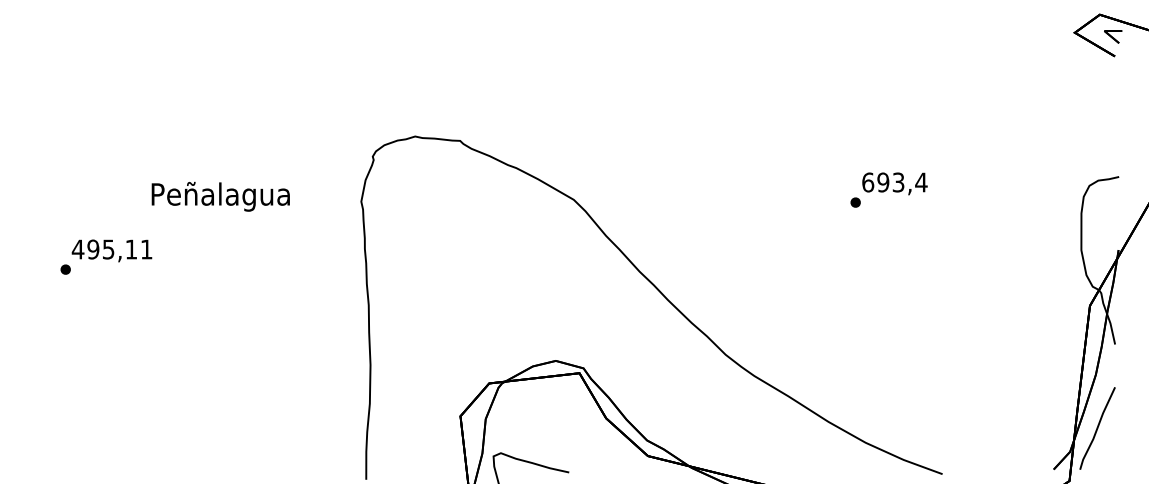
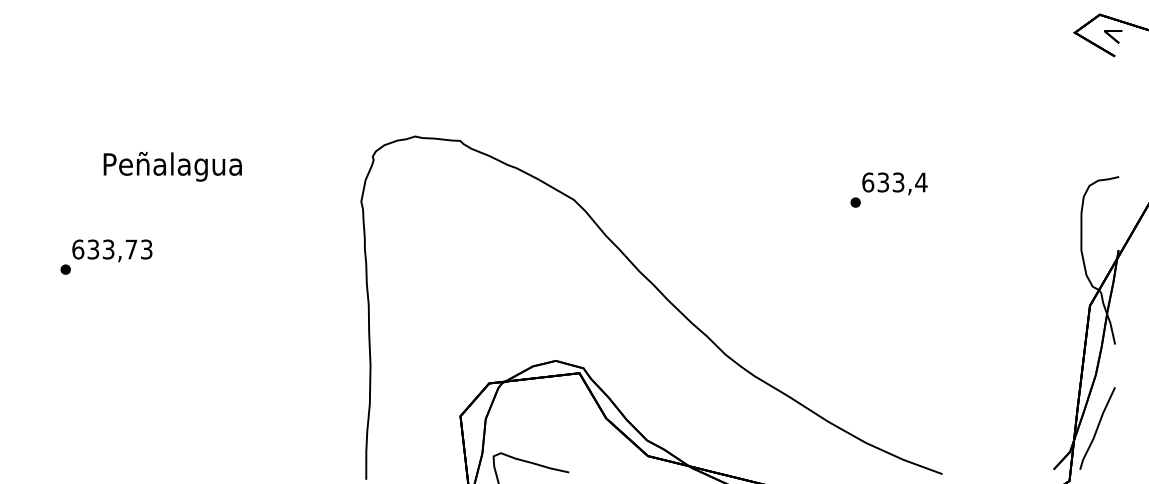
text: 693,4 -> 633,4 (883, 182)
text position: (220, 196) -> (172, 166) (172, 166)
text: 495,11 -> 633,73 (111, 249)
